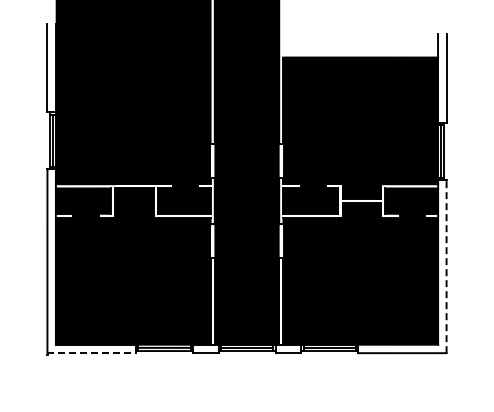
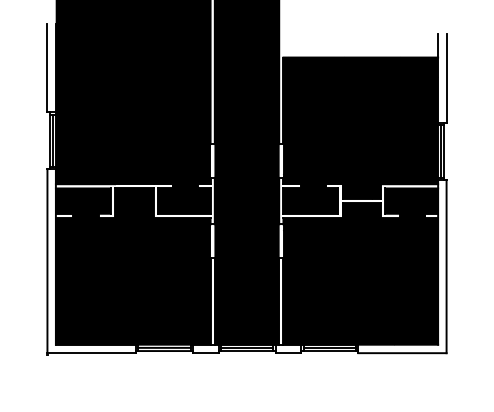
line: dashed -> solid (446, 266)
line: dashed -> solid (92, 353)
